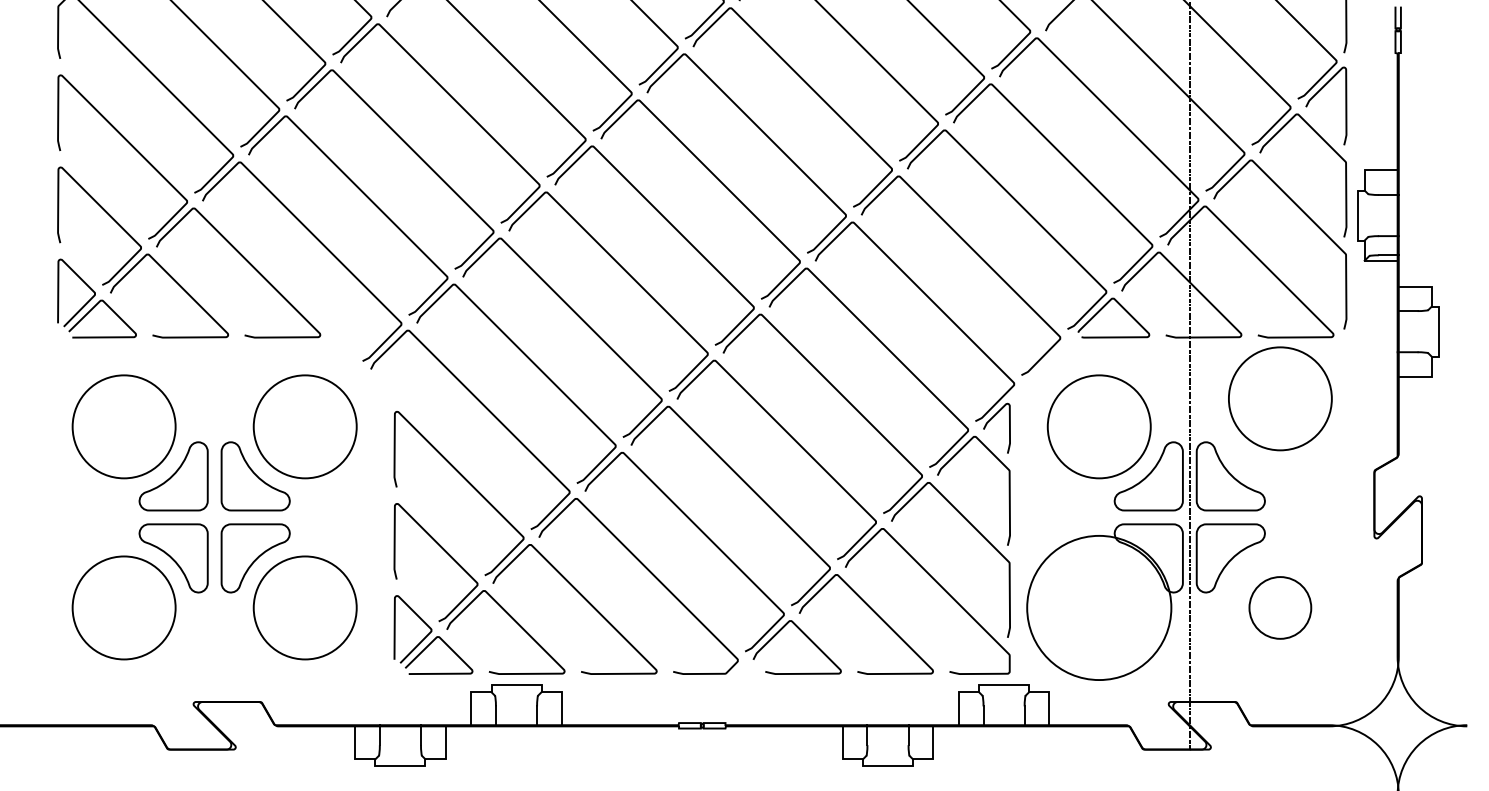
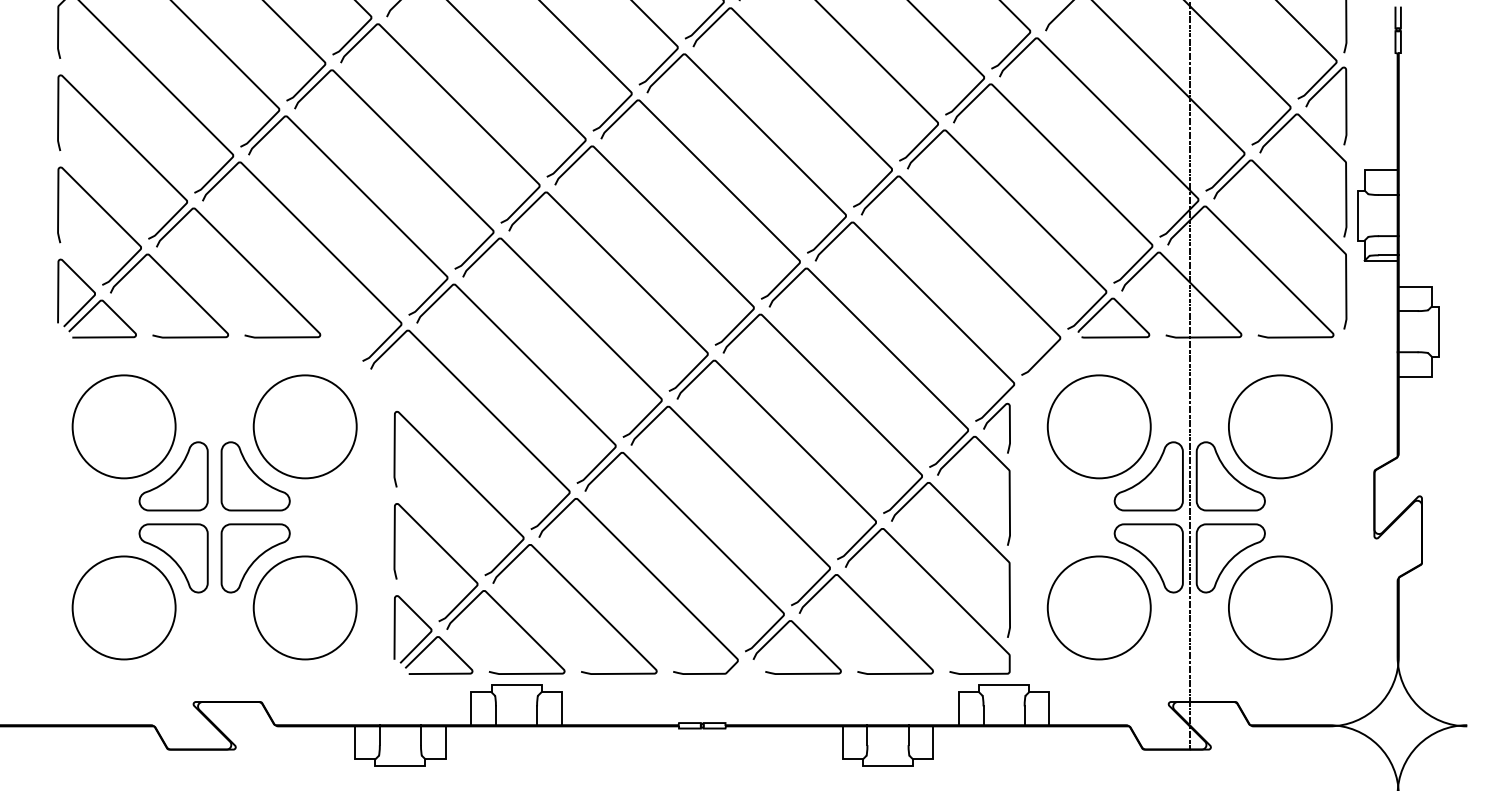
circle position: (1280, 398) -> (1280, 426) (1280, 426)
circle diameter: 144 px -> 103 px (1098, 607)
circle diameter: 62 px -> 103 px (1279, 607)
